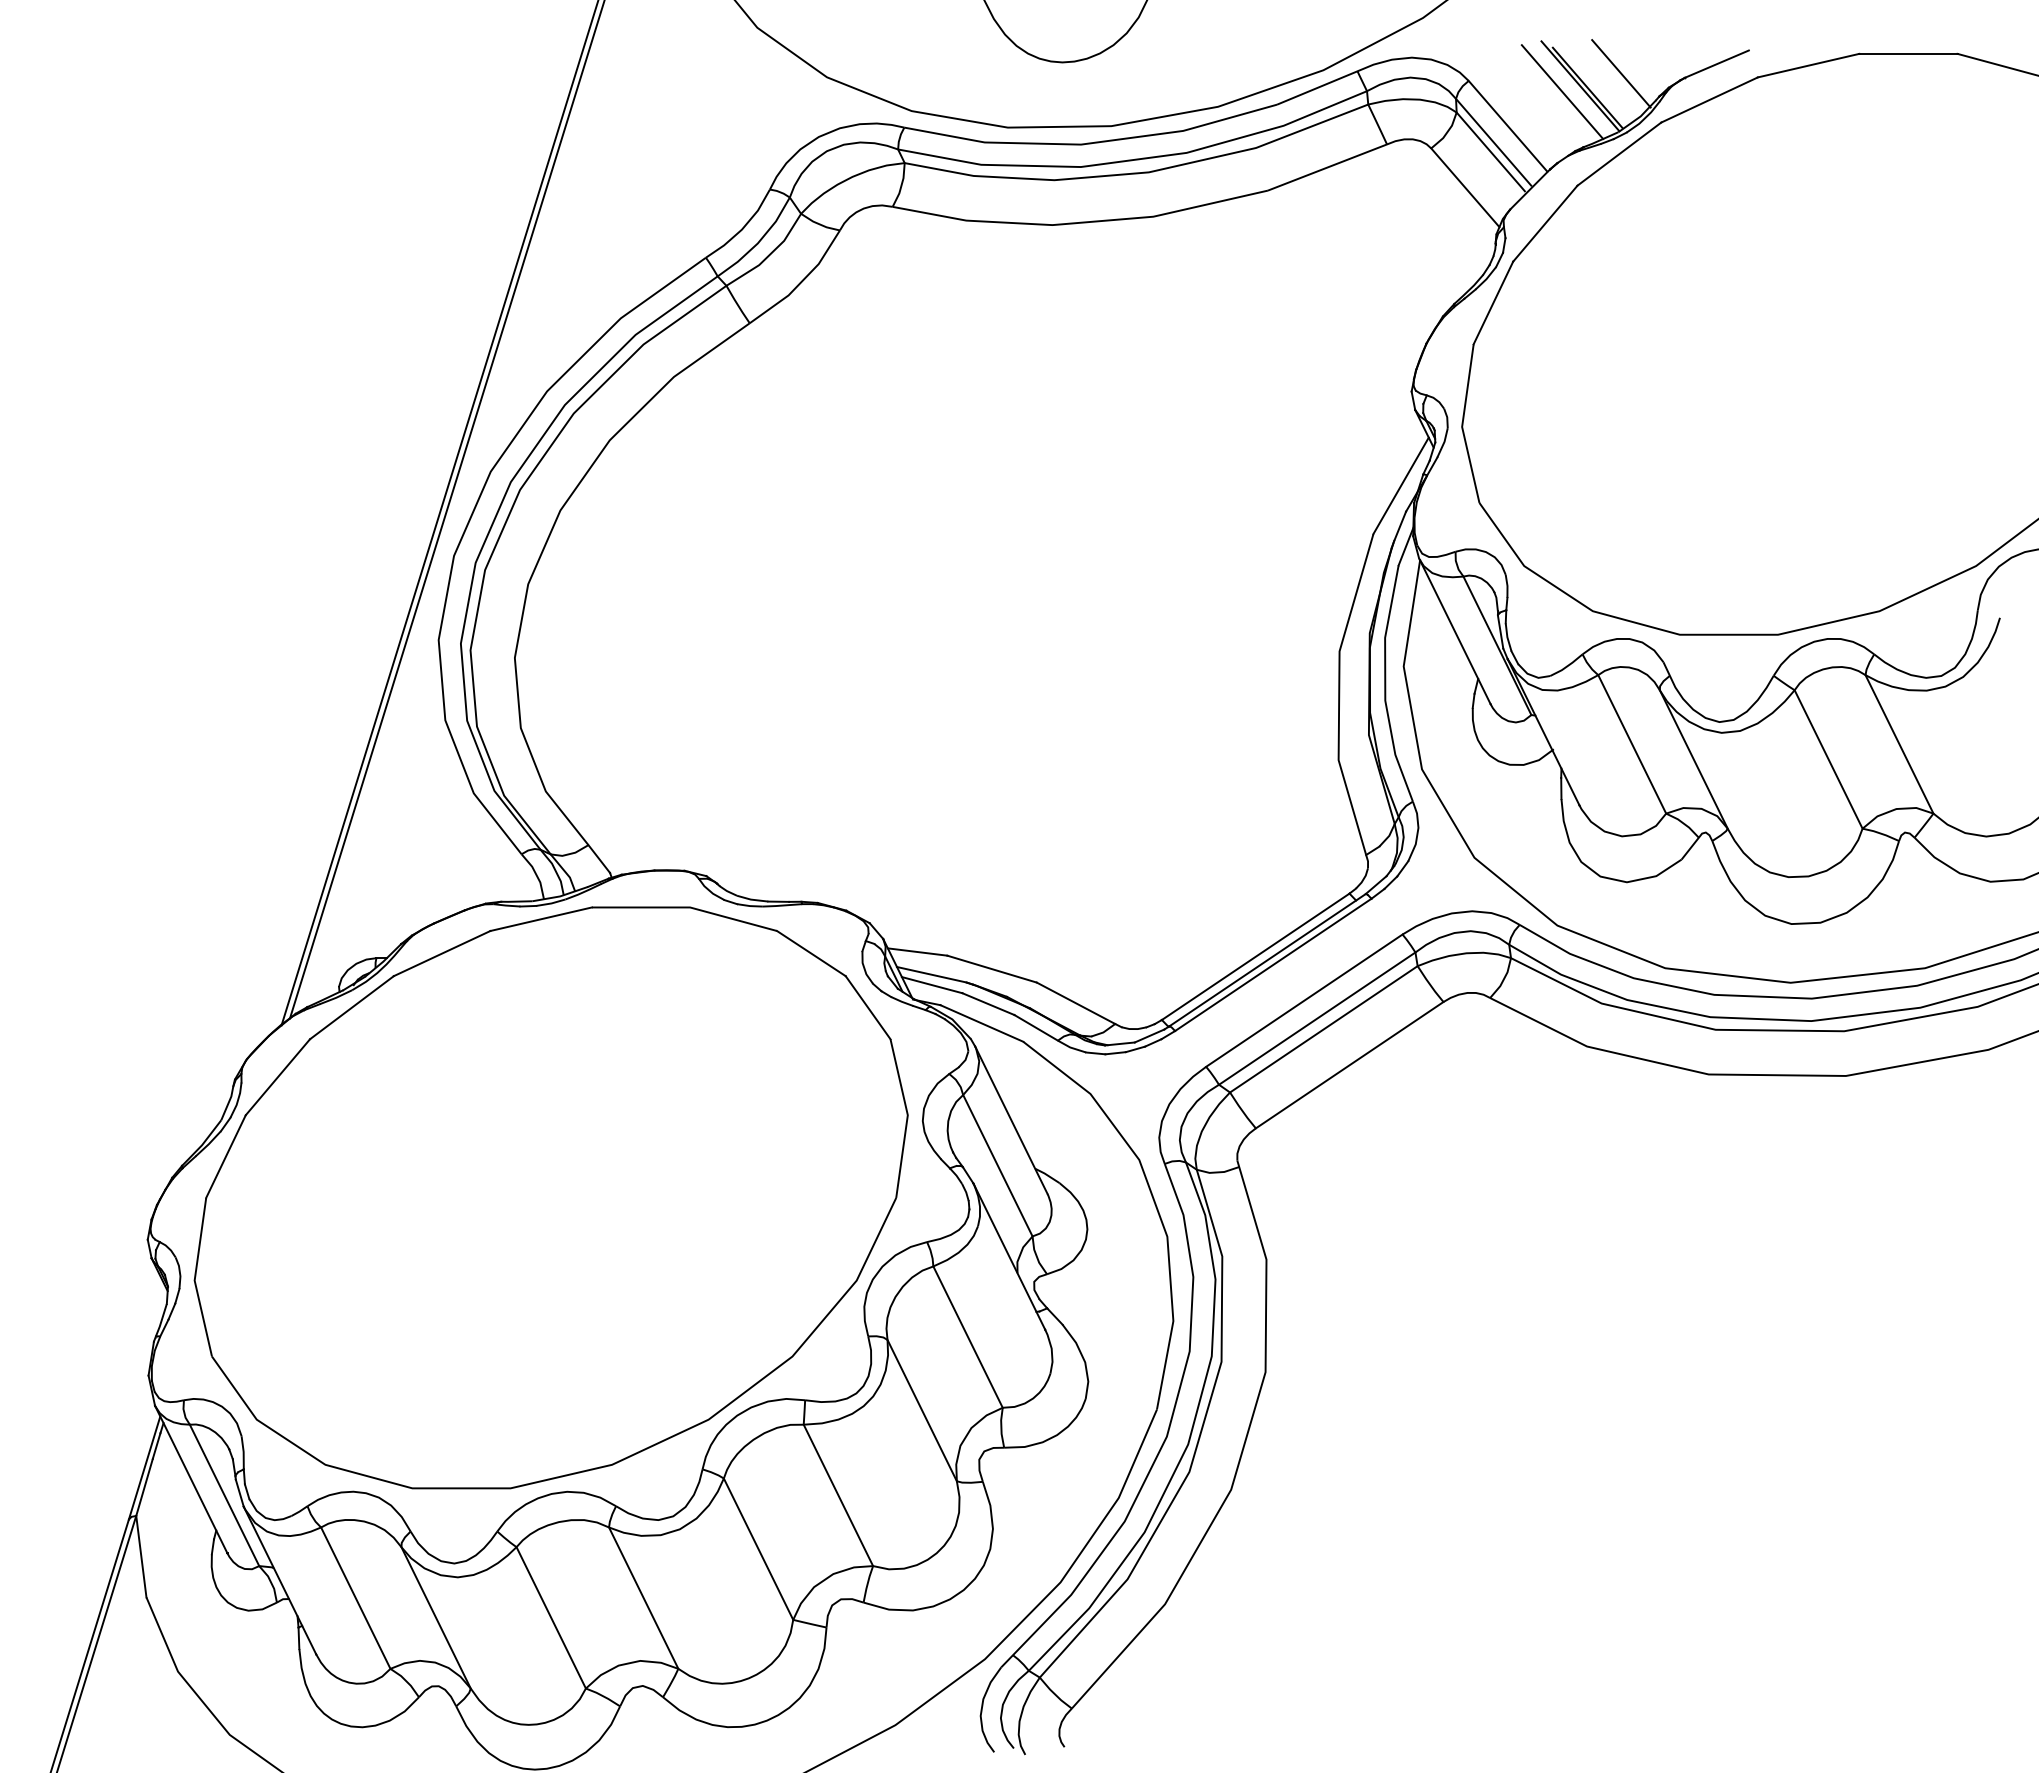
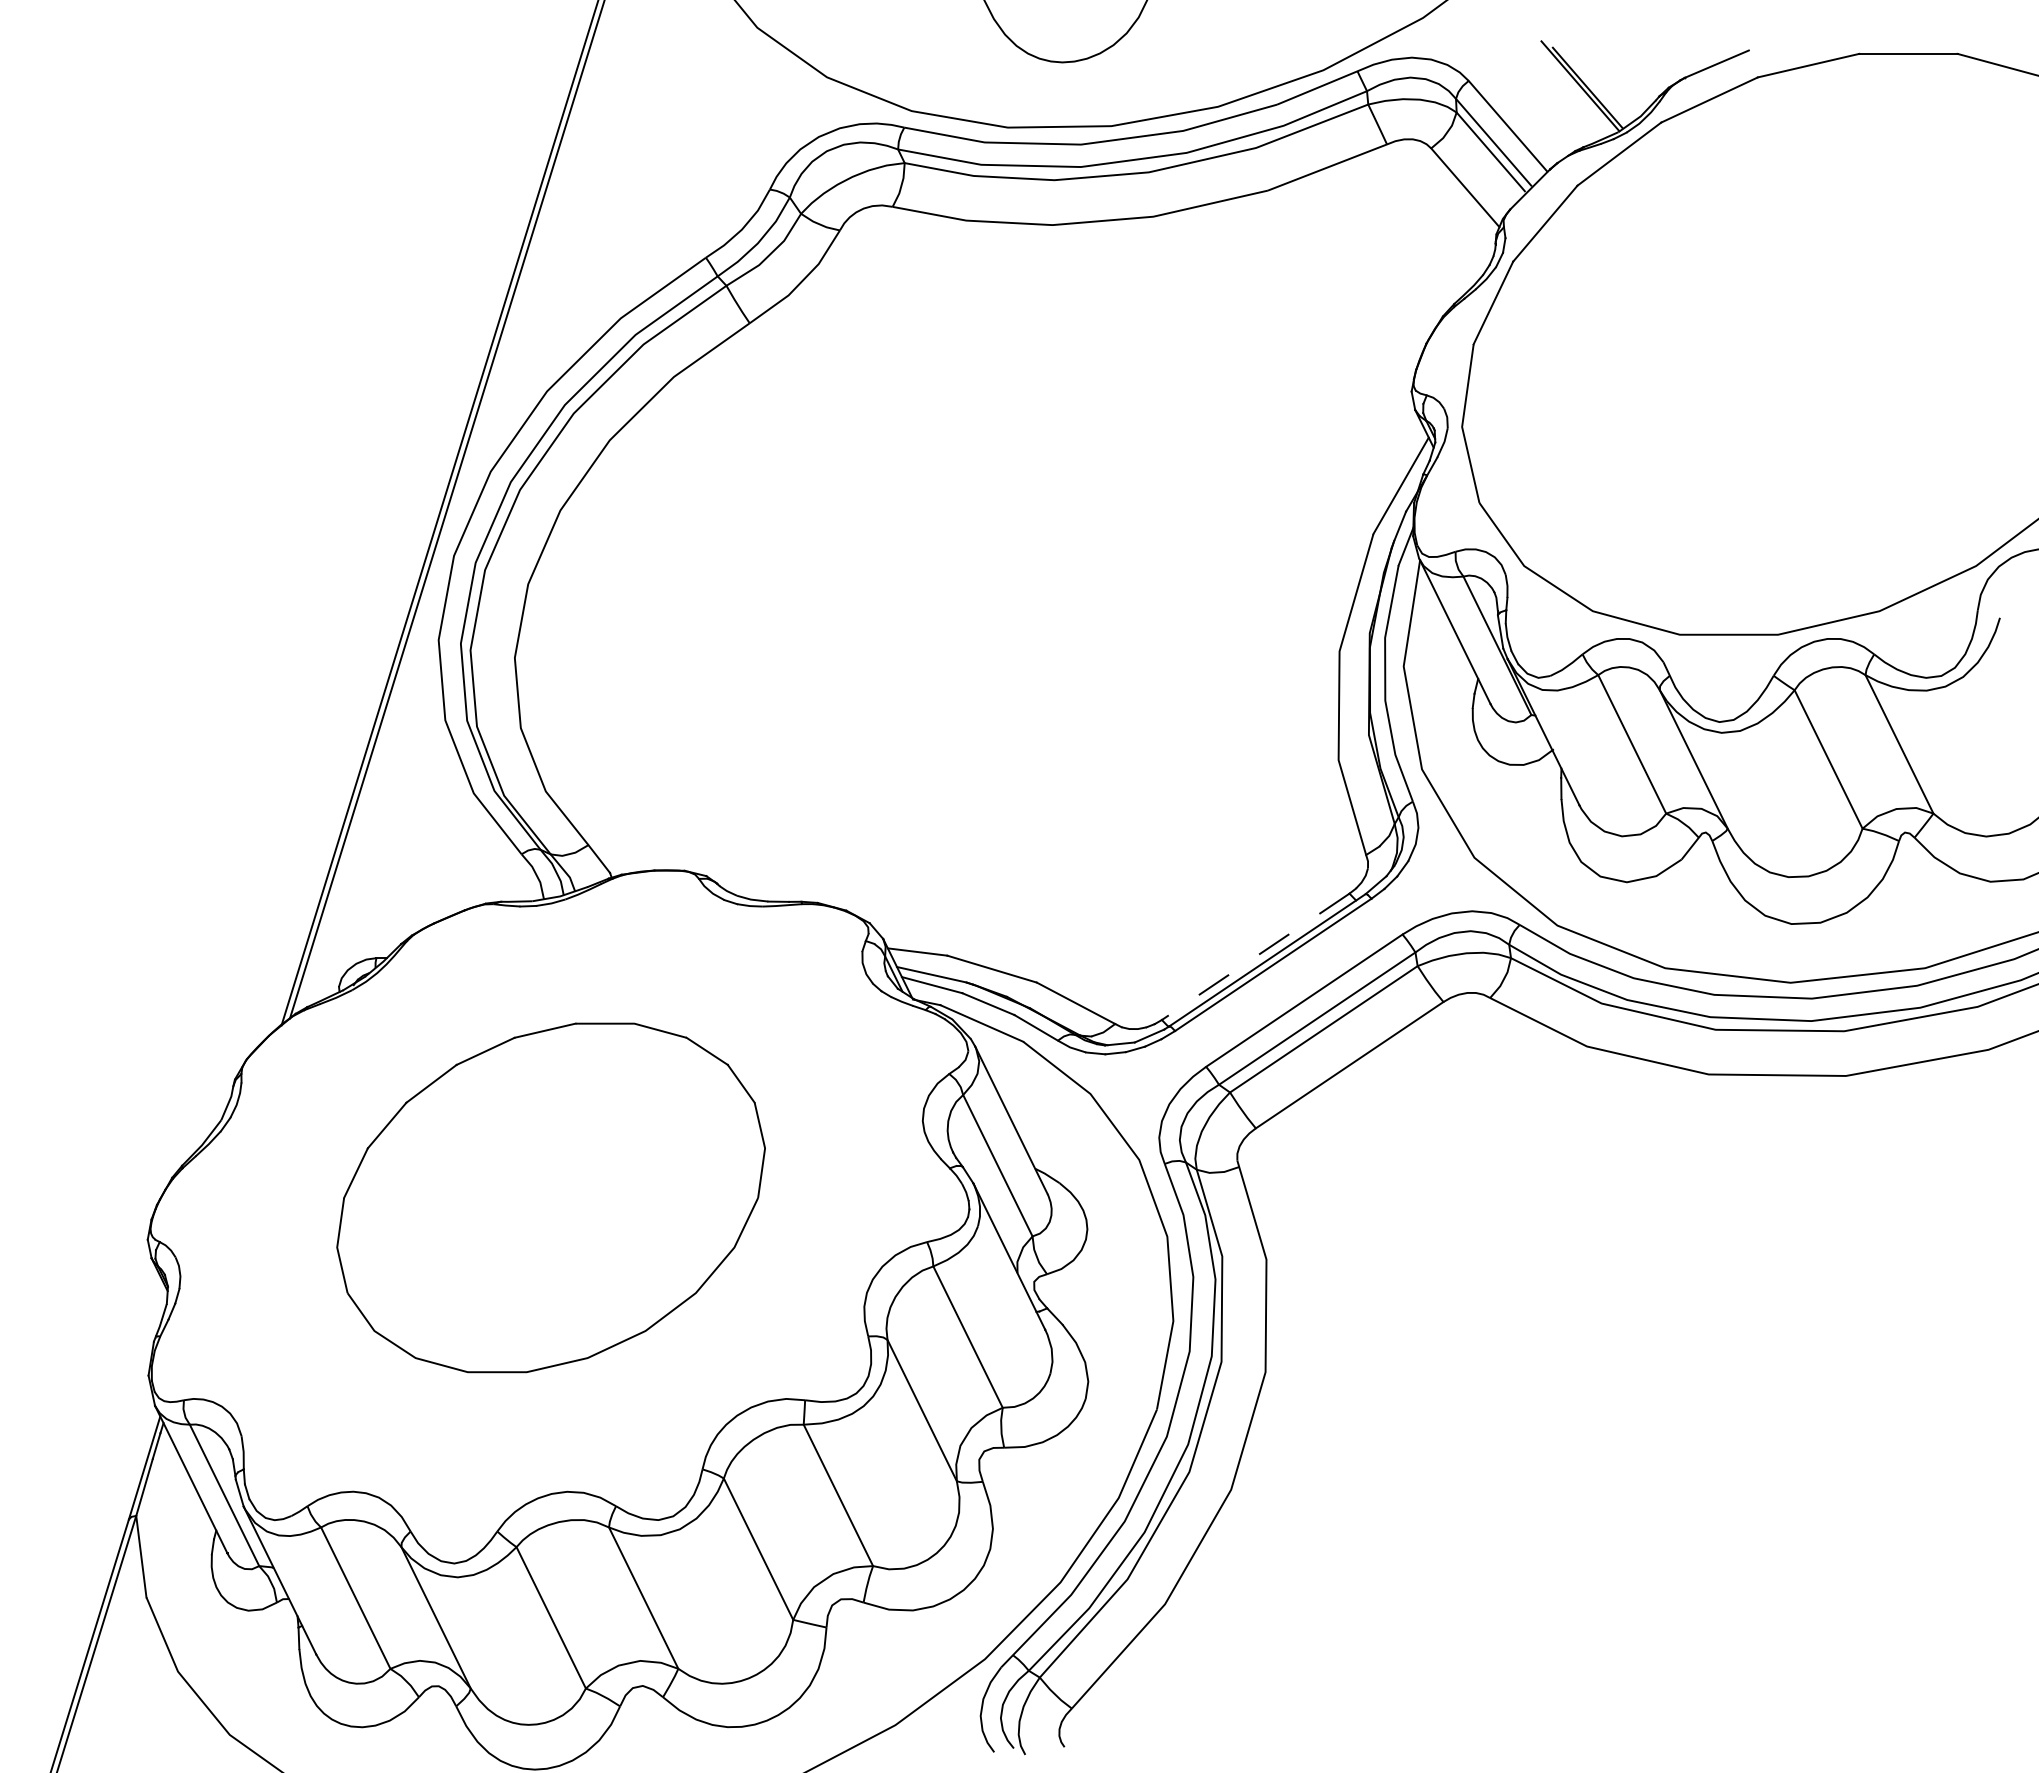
line: present -> none (1621, 73)
line: present -> none (1562, 91)
line: solid -> dashed (1255, 957)
part size: 716x584 px -> 430x352 px (550, 1197)
